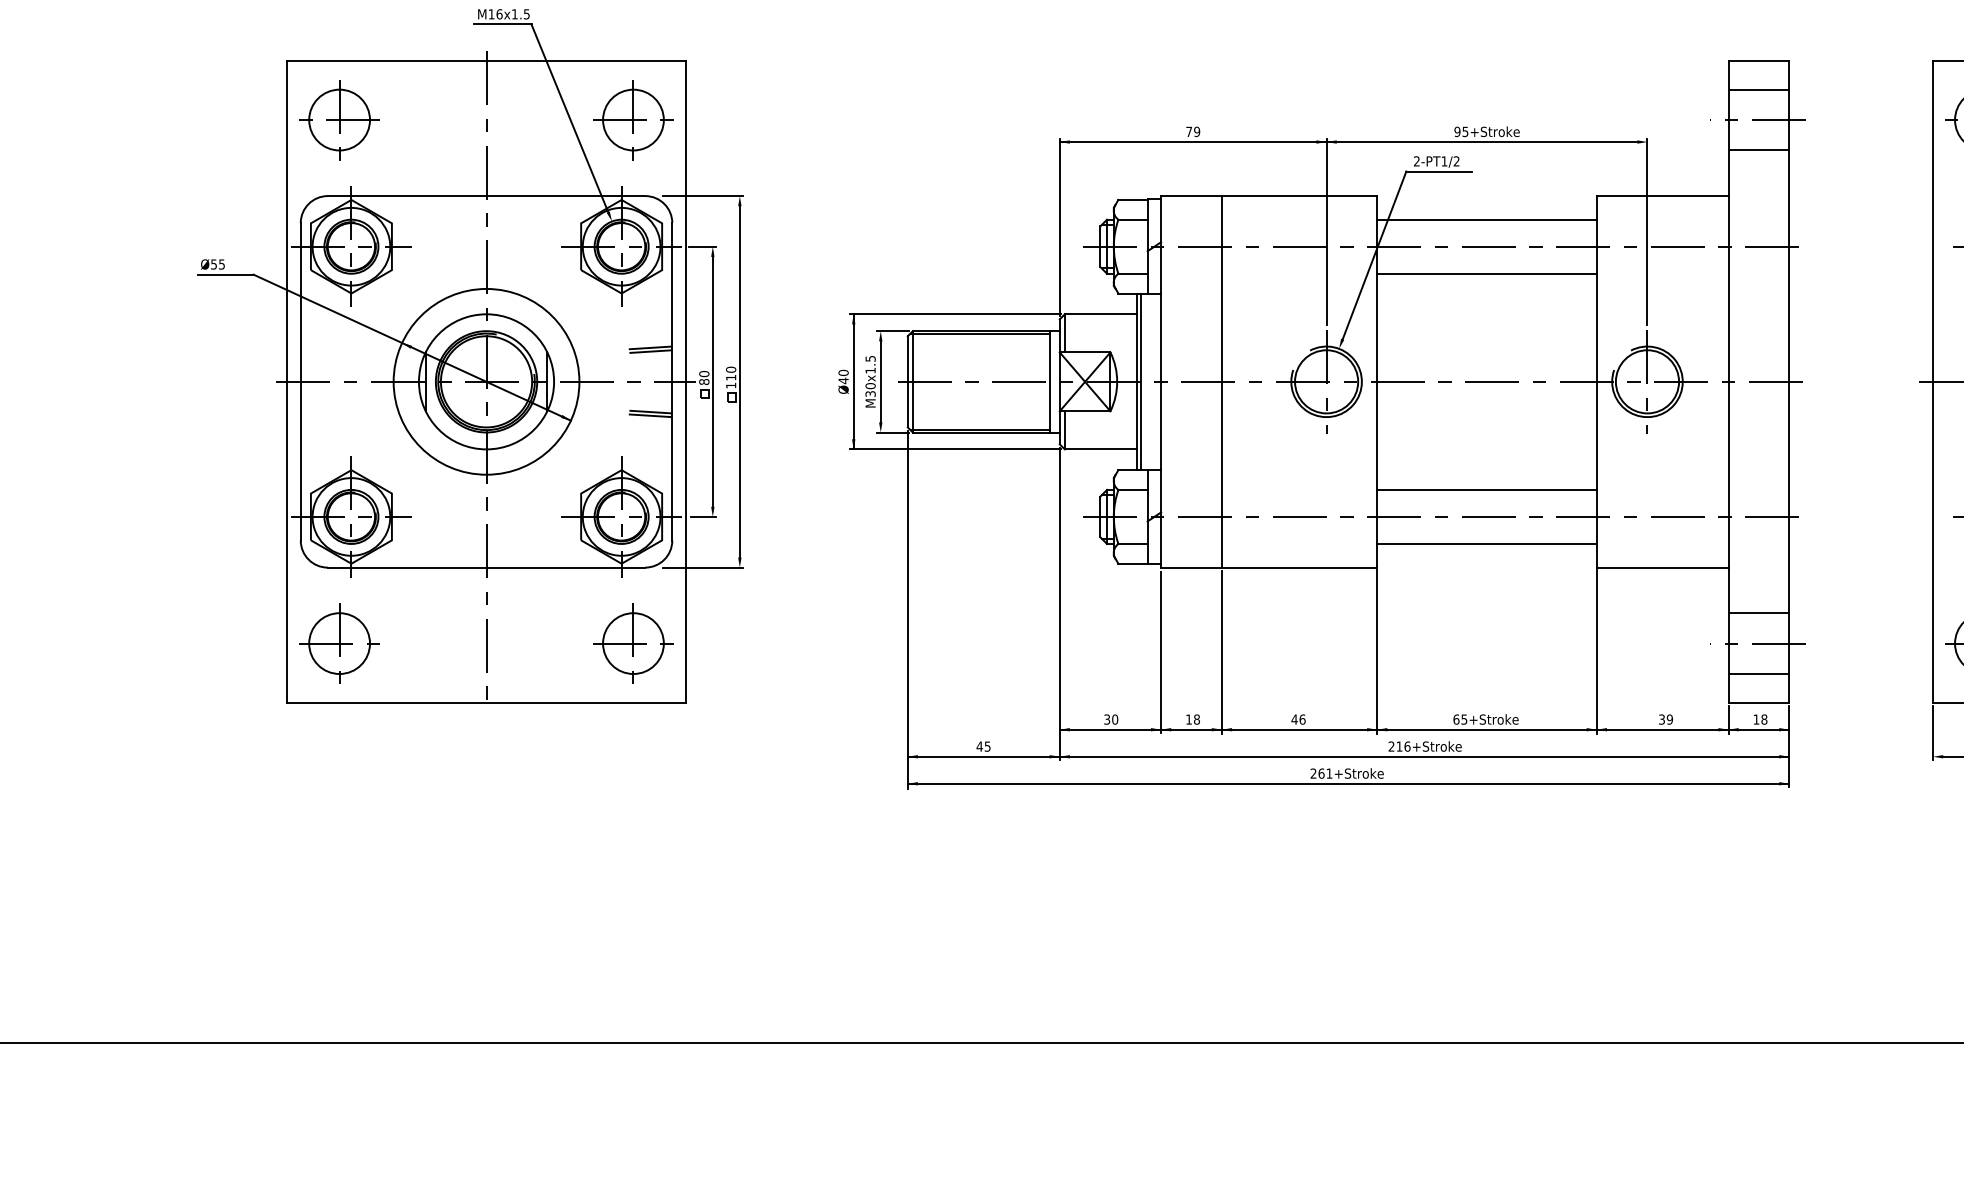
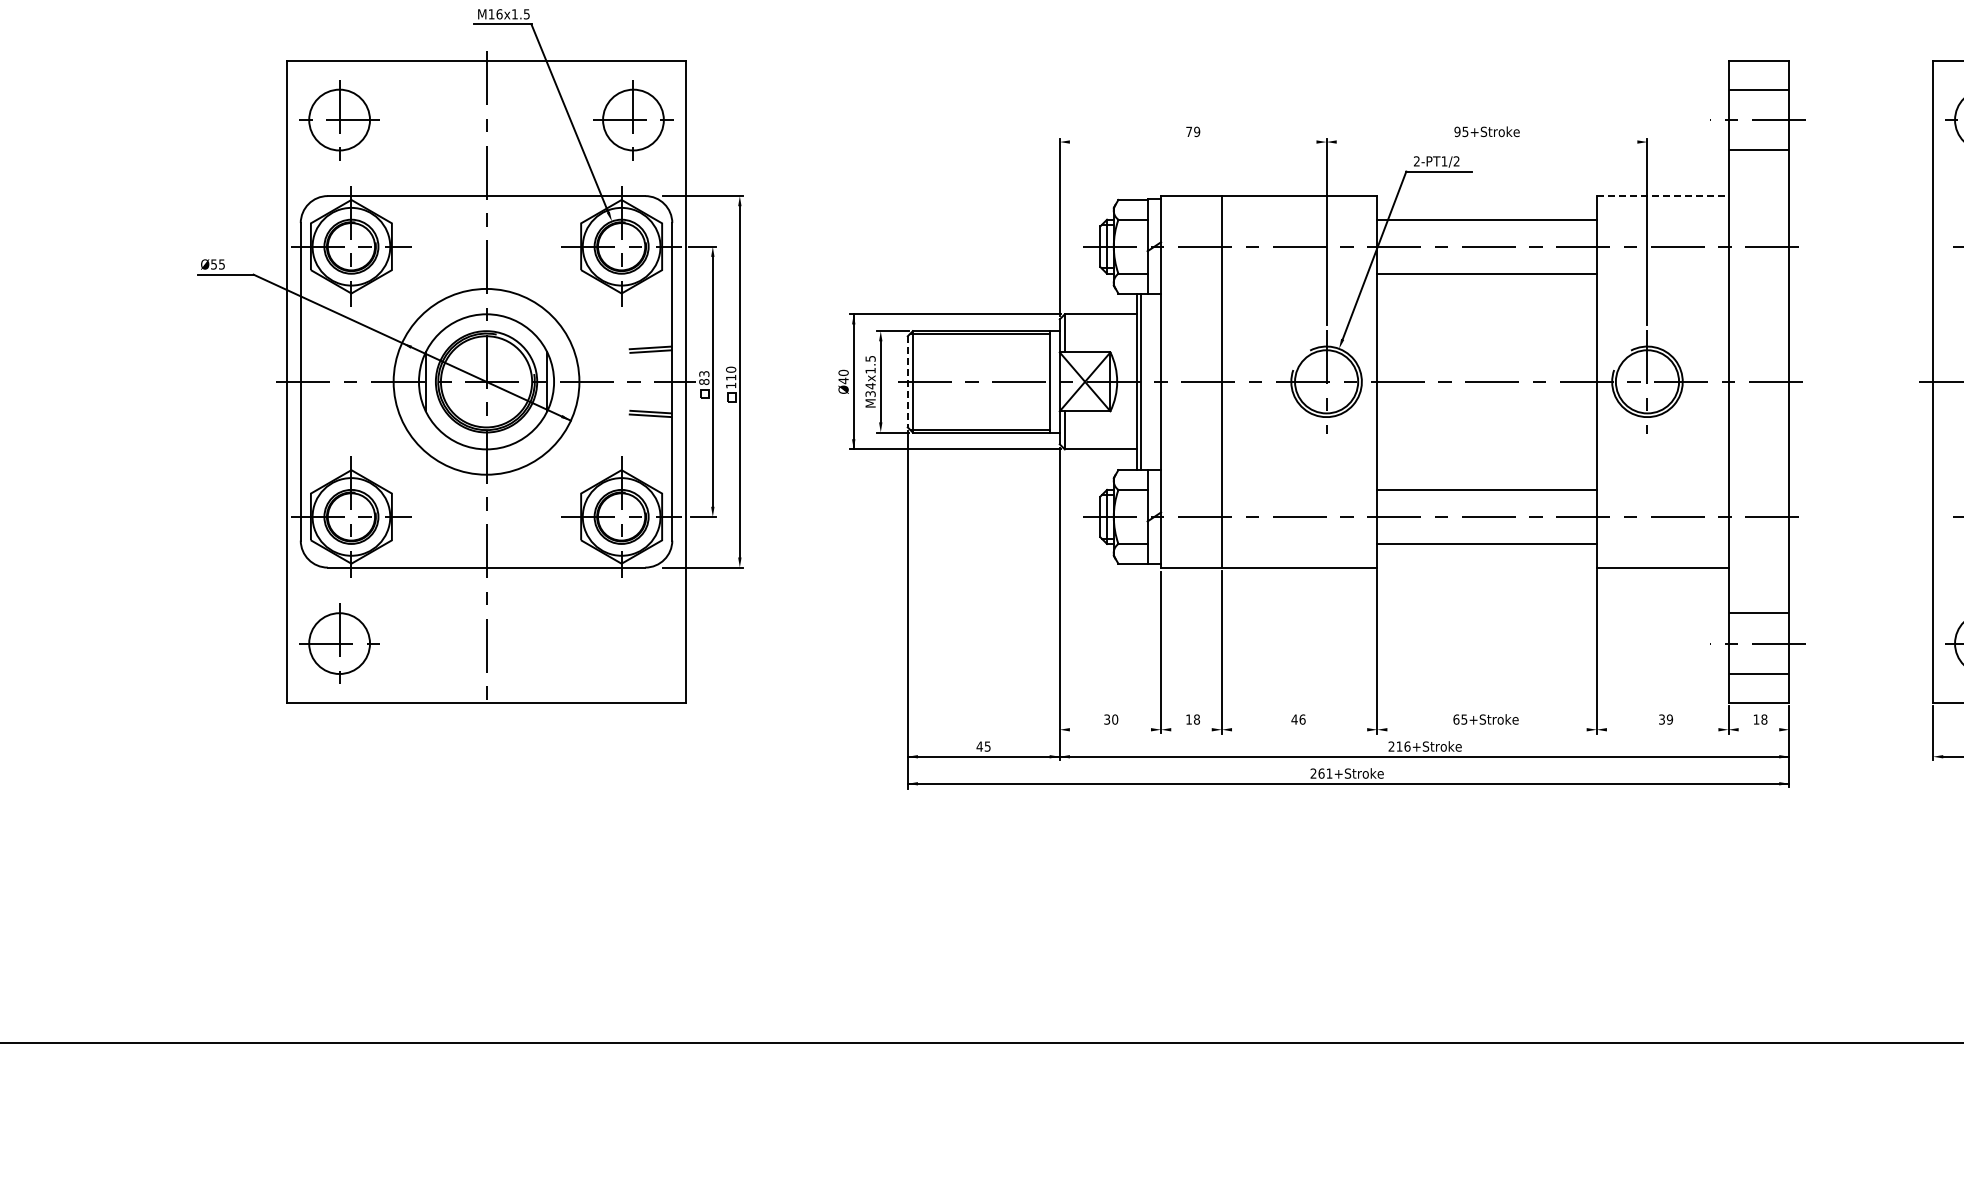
line: present -> none (1348, 142)
line: solid -> dashed (1662, 196)
text: 80 -> 83 (704, 374)
line: solid -> dashed (907, 381)
text: M30x1.5 -> M34x1.5 (870, 385)
part: present -> none (633, 643)
line: present -> none (1424, 729)
